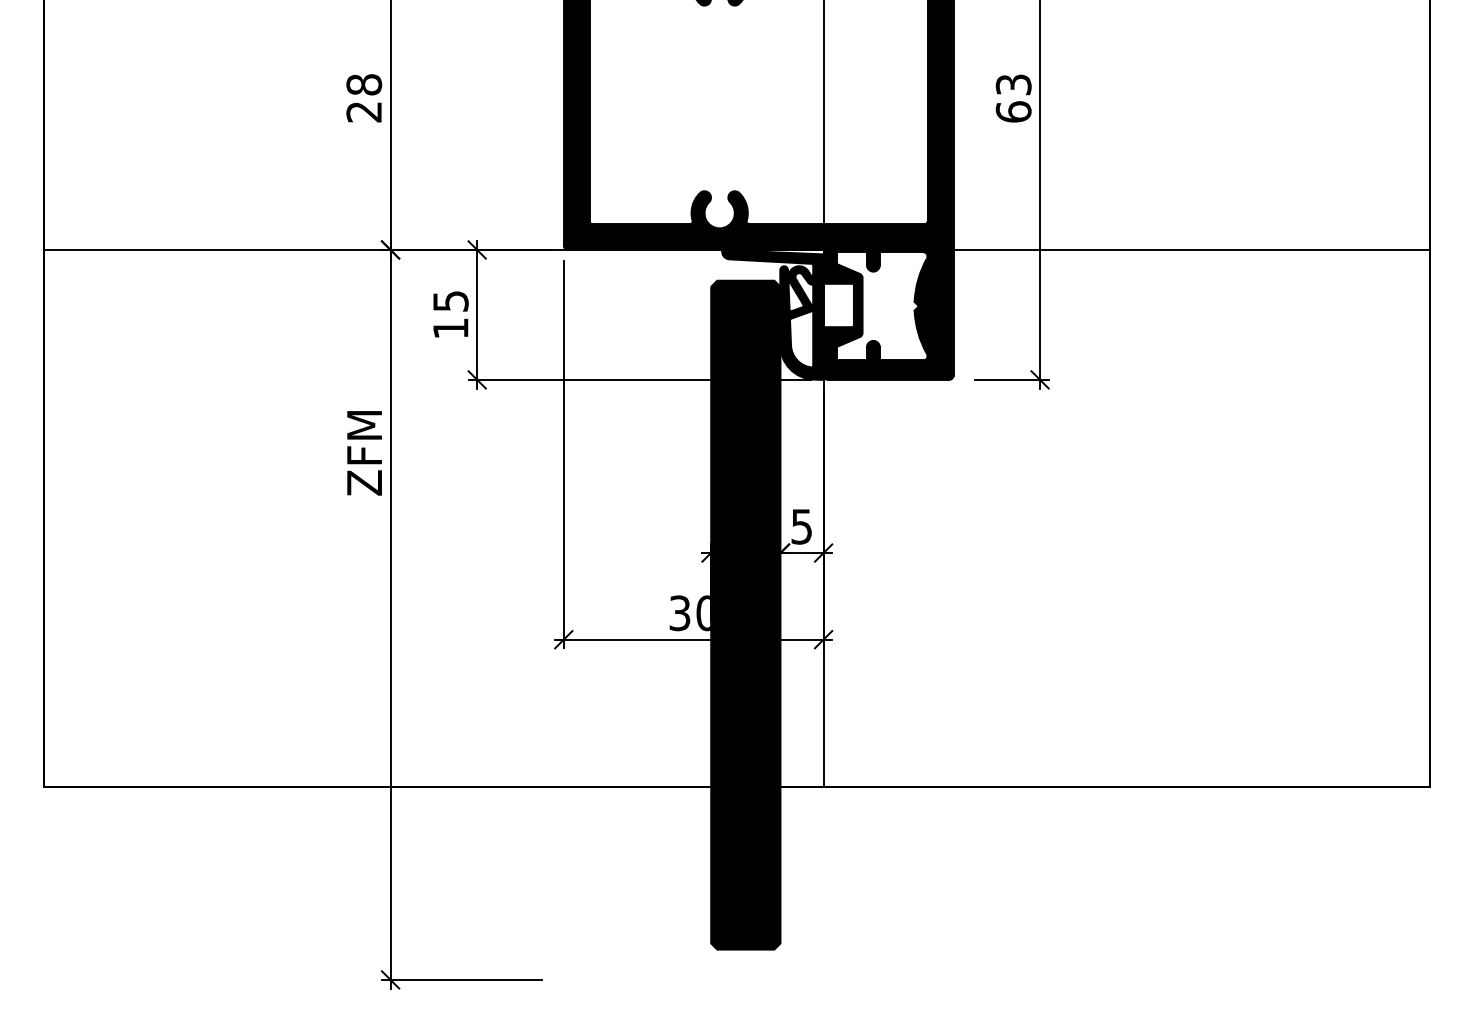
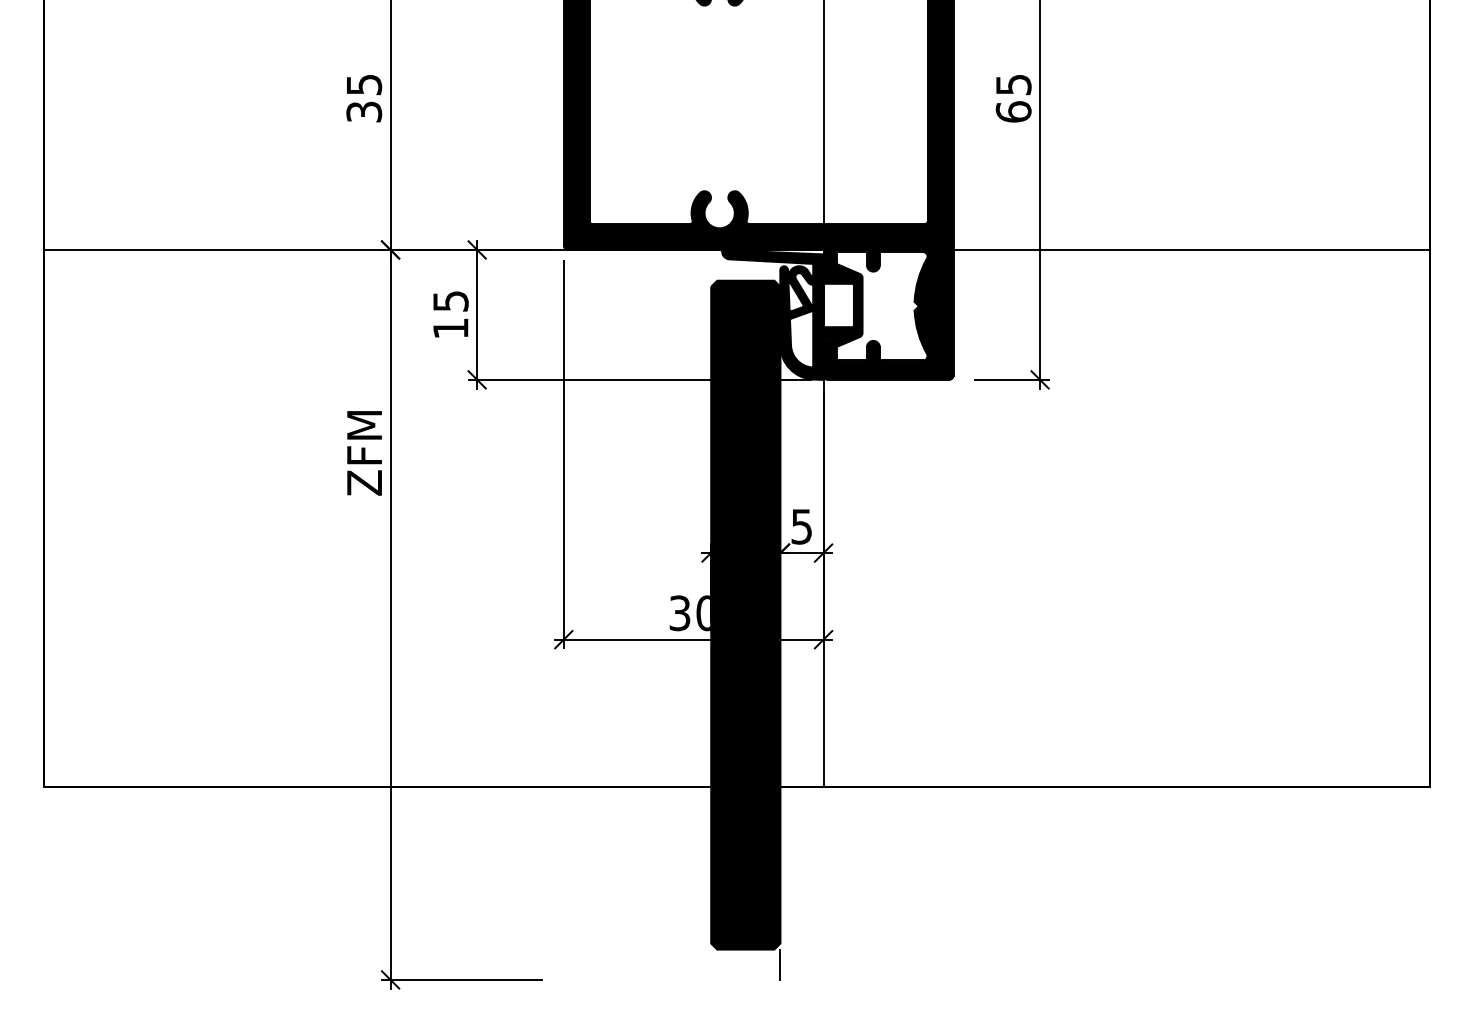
text: 63 -> 65 (1013, 84)
text: 28 -> 35 (364, 98)
line: none -> present (780, 964)
